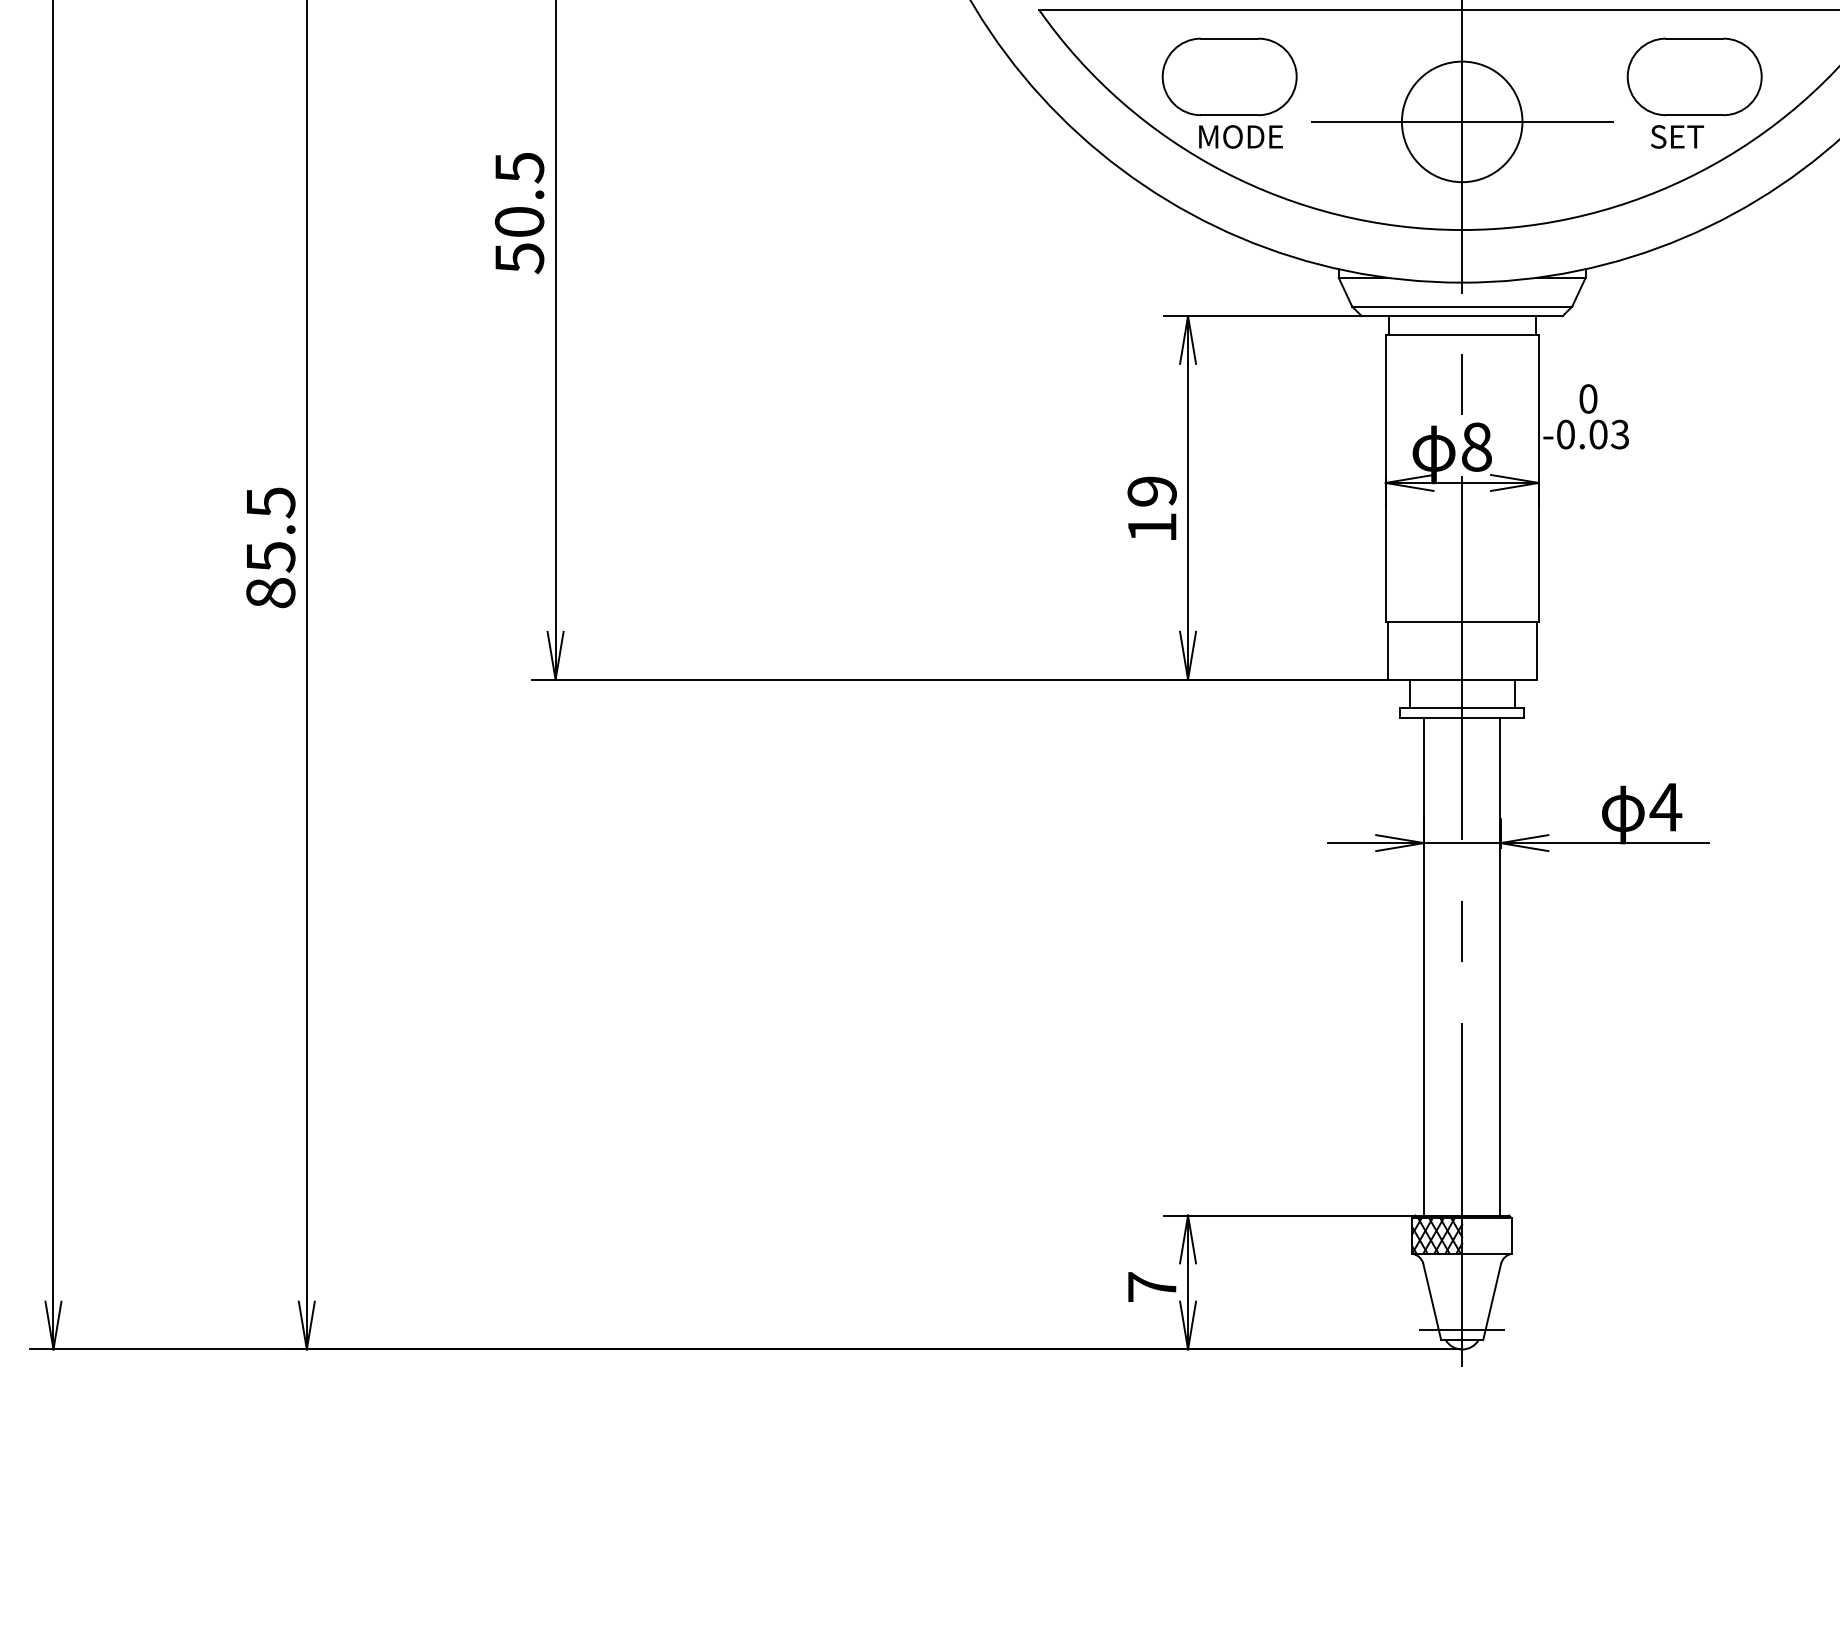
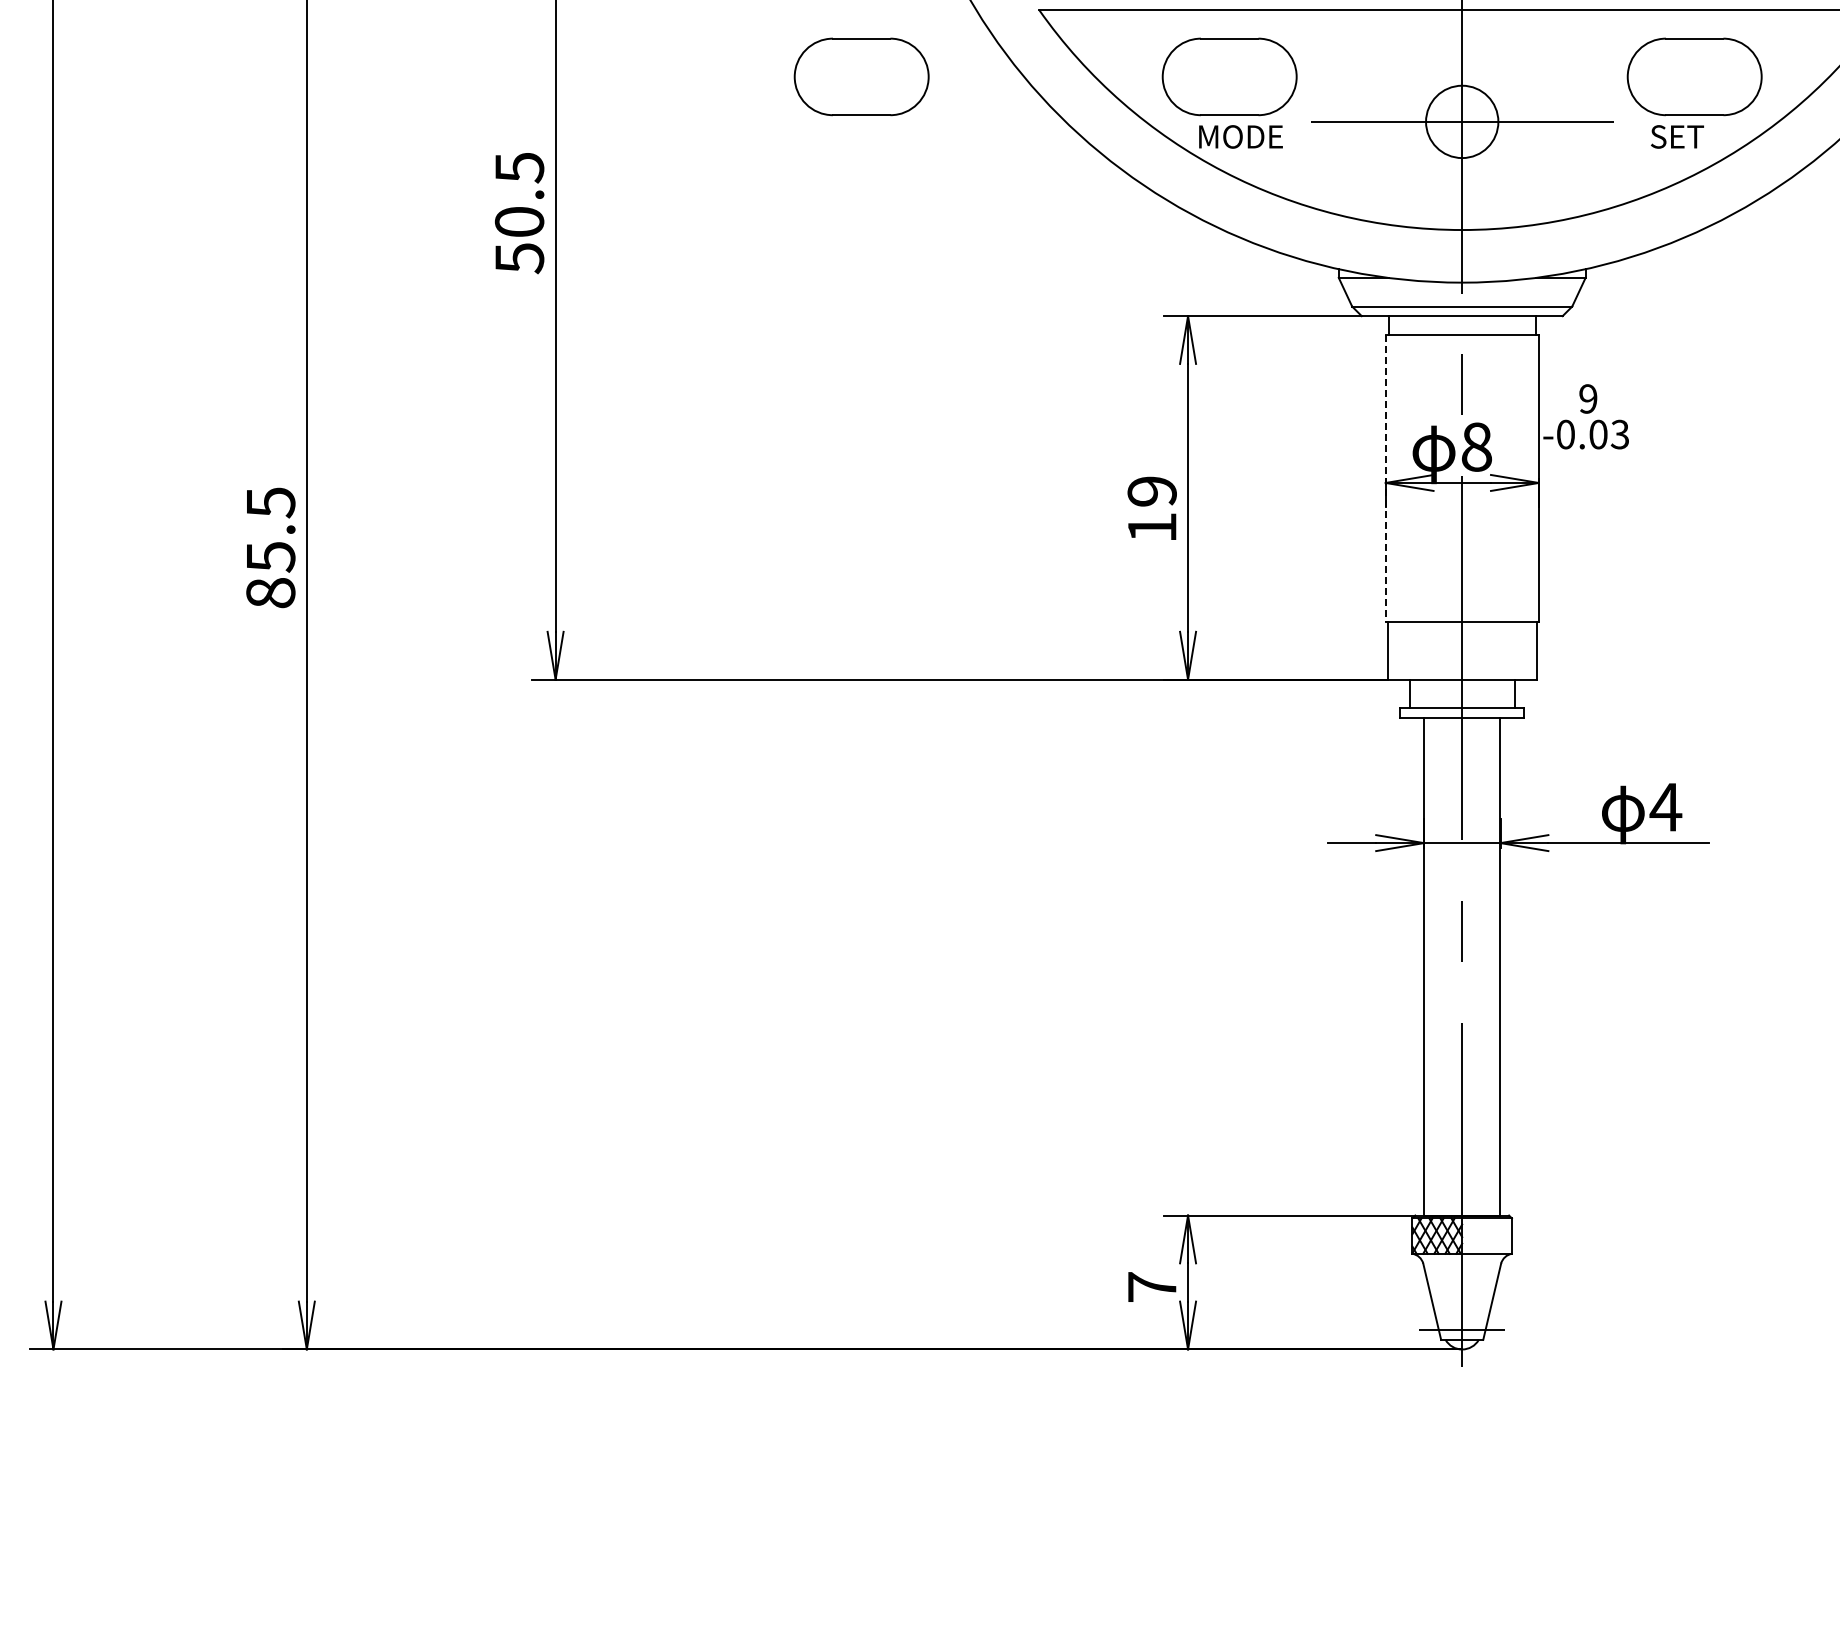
part: none -> present (861, 76)
circle diameter: 121 px -> 72 px (1462, 121)
text: 0 -> 9 (1588, 398)
line: solid -> dashed (1385, 478)
